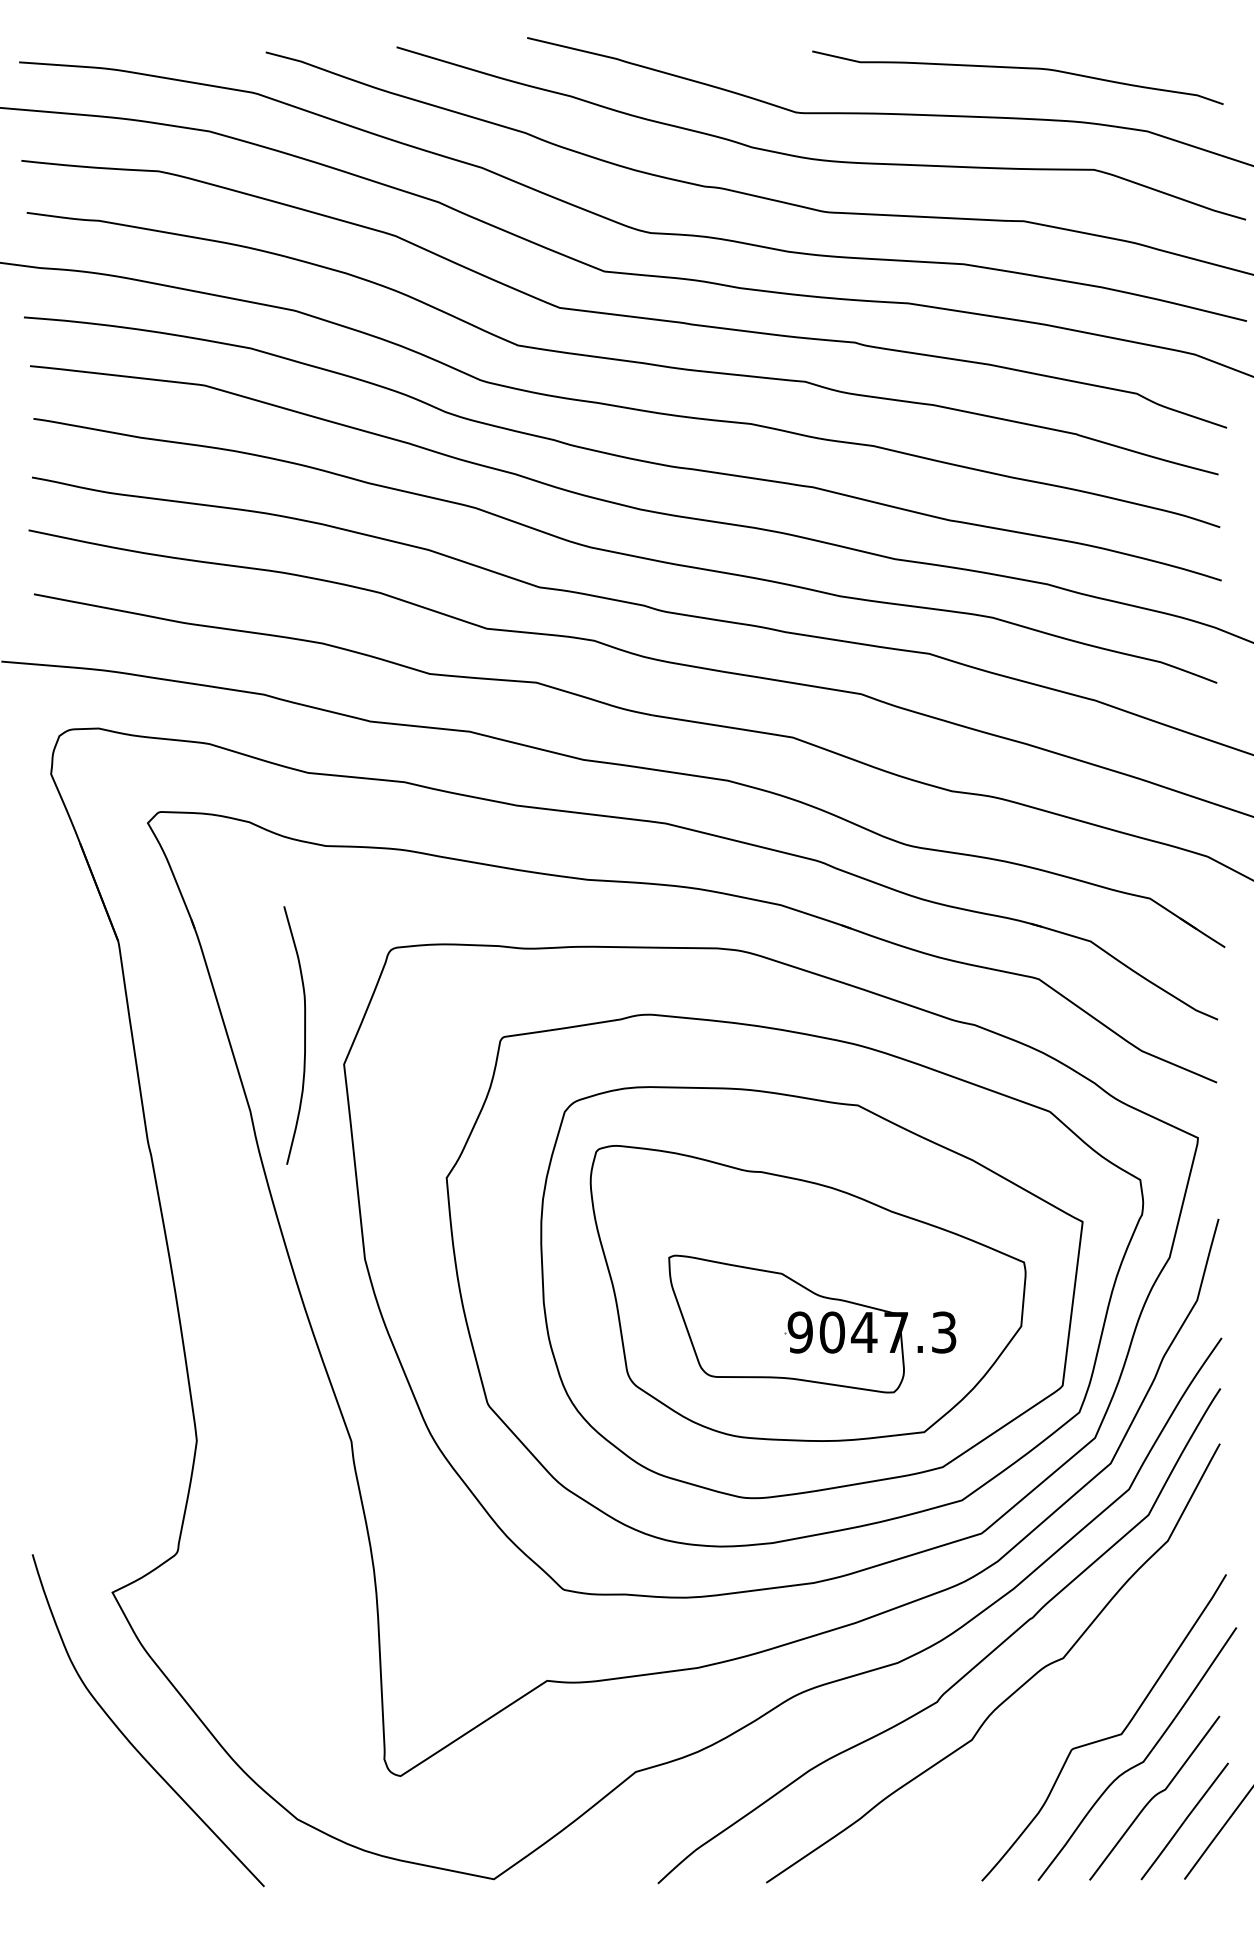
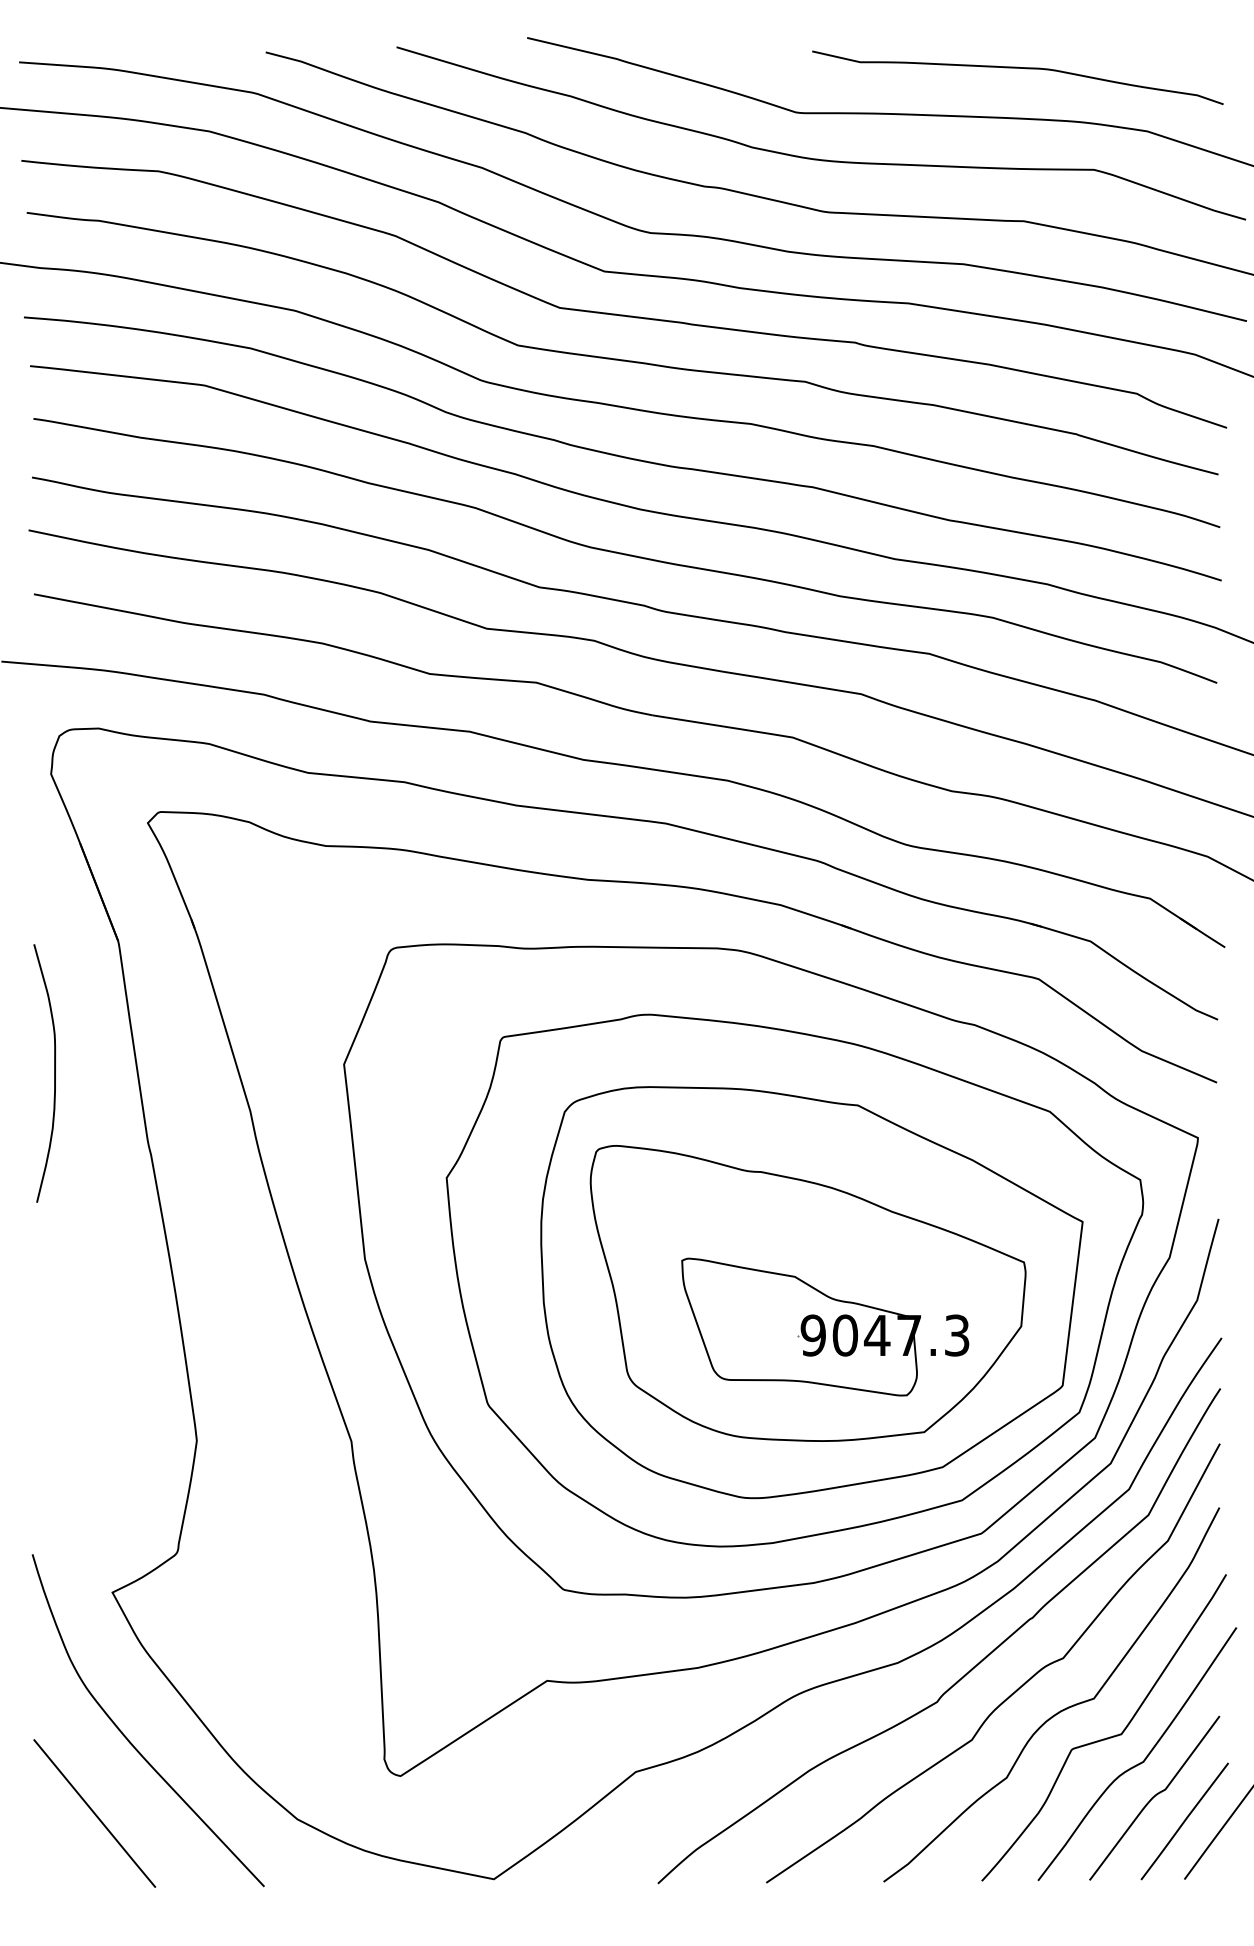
curve position: (304, 1035) -> (54, 1073) (54, 1073)
part position: (812, 1323) -> (825, 1326) (825, 1326)
curve: none -> present (1060, 1710)
line: none -> present (94, 1813)
